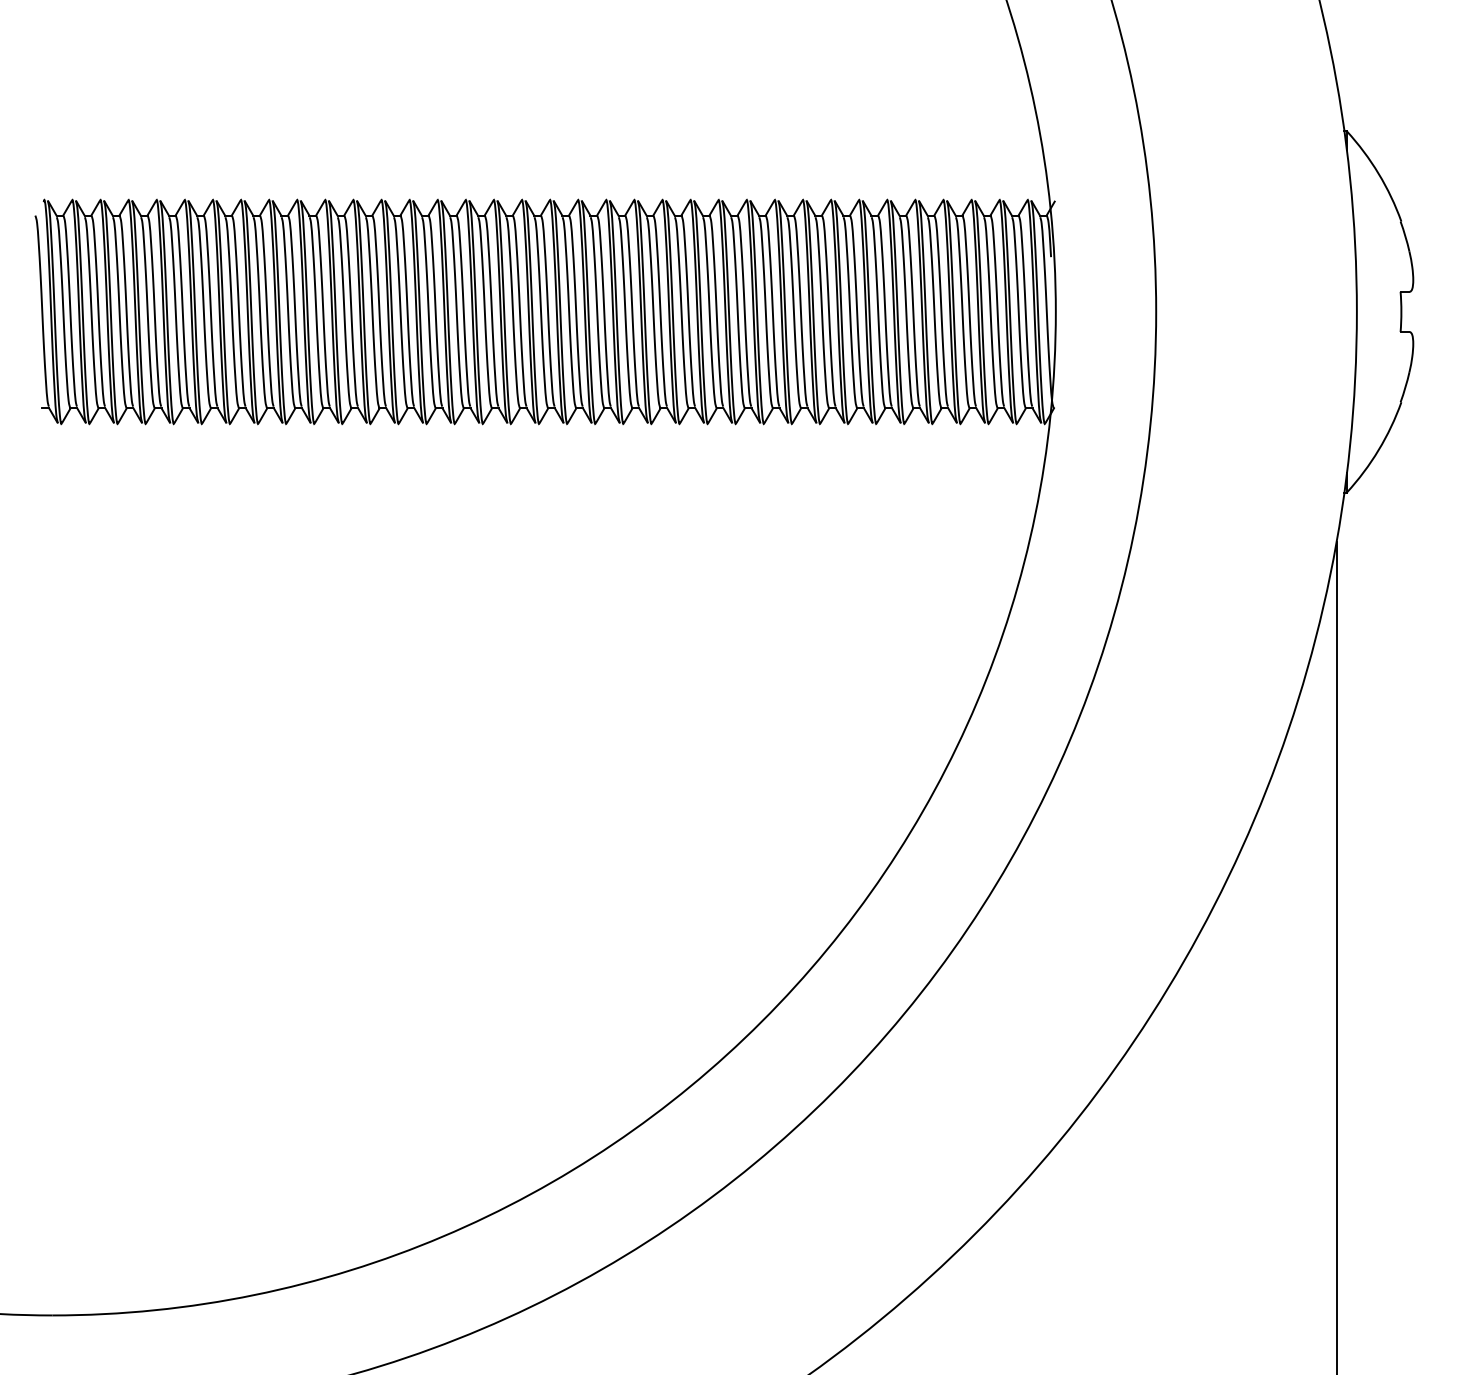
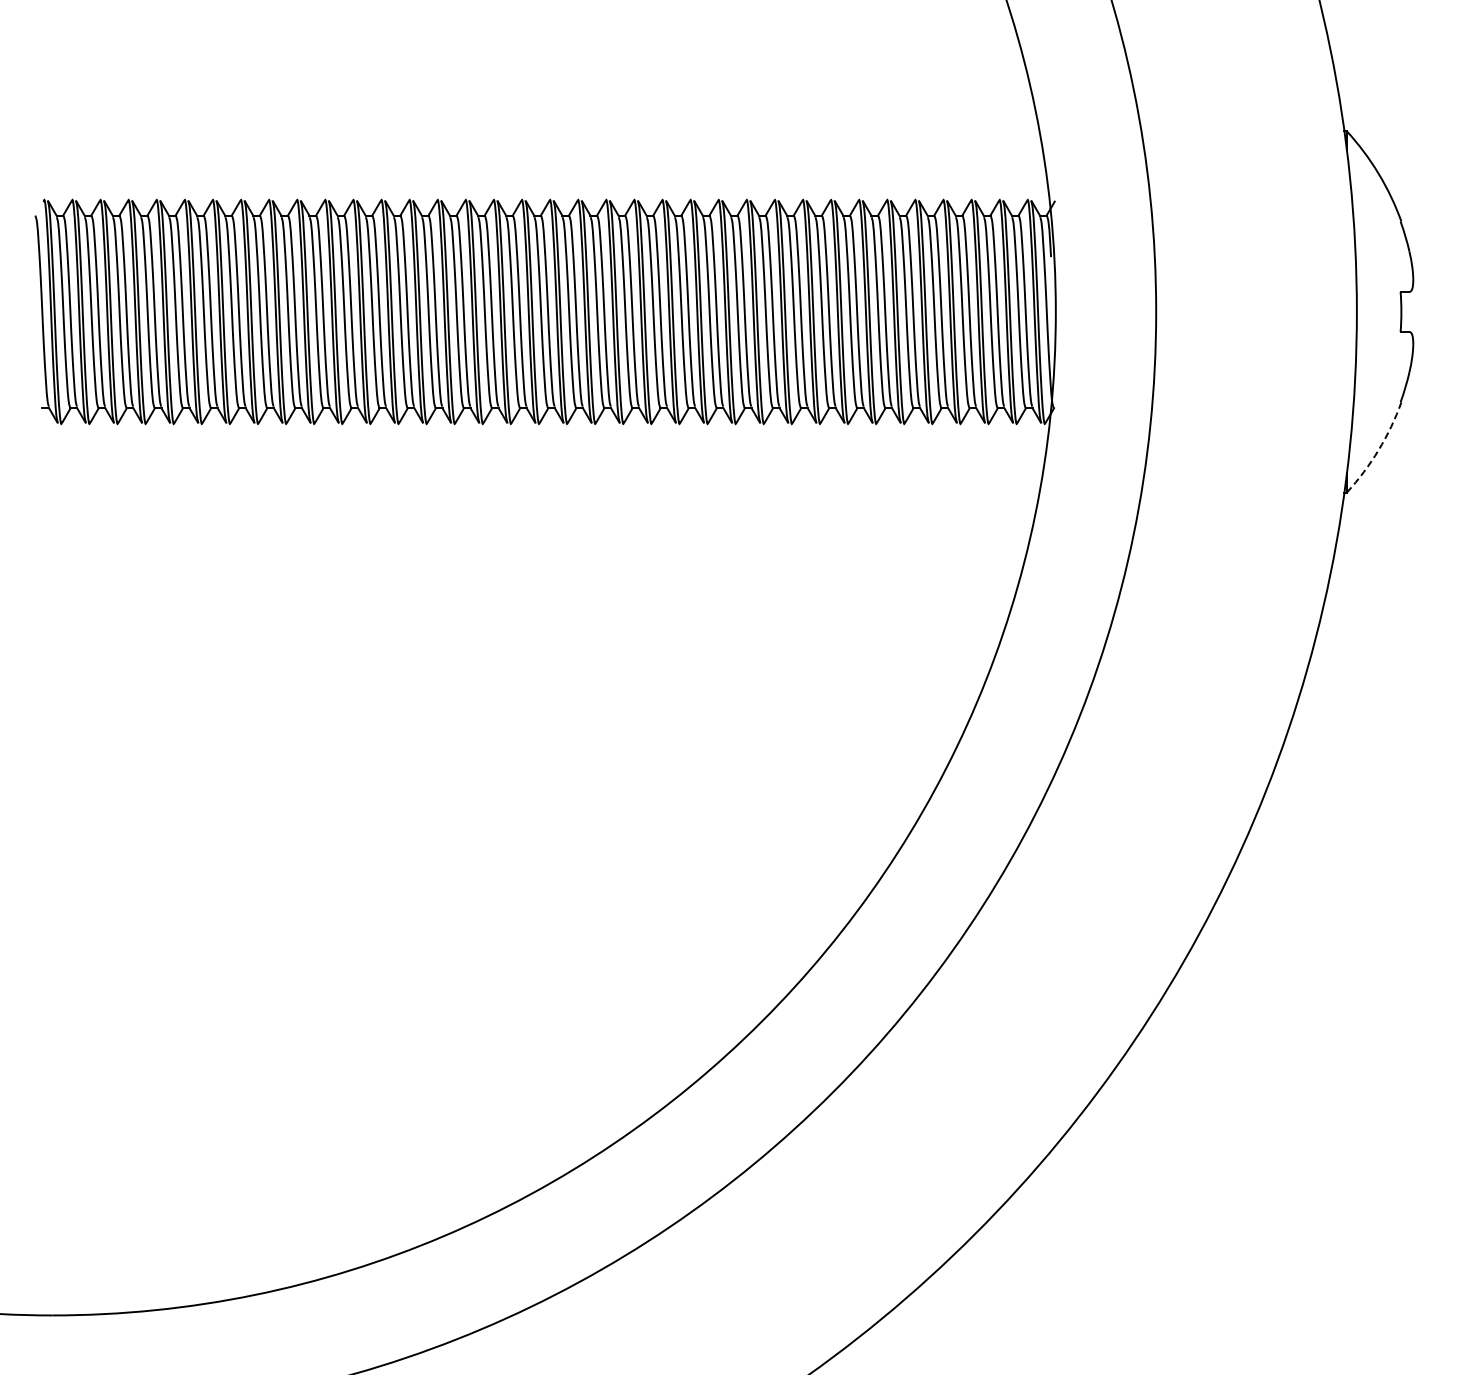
arc: solid -> dashed (1378, 450)
line: present -> none (1336, 956)
